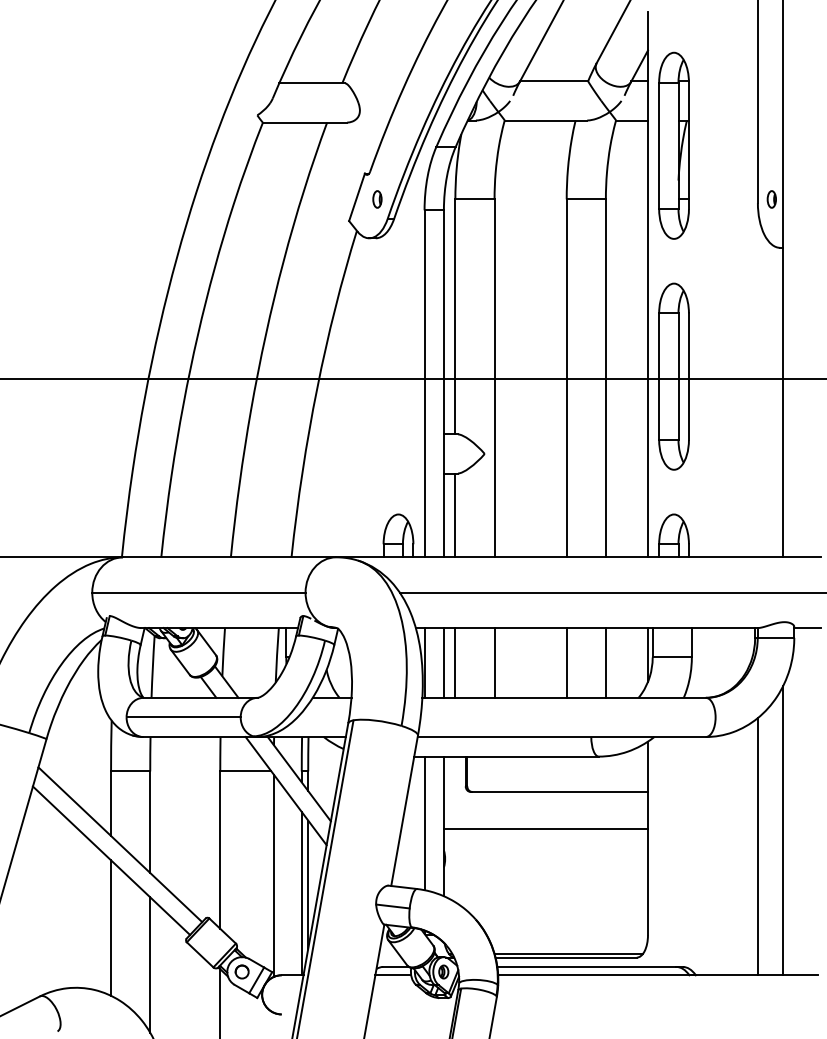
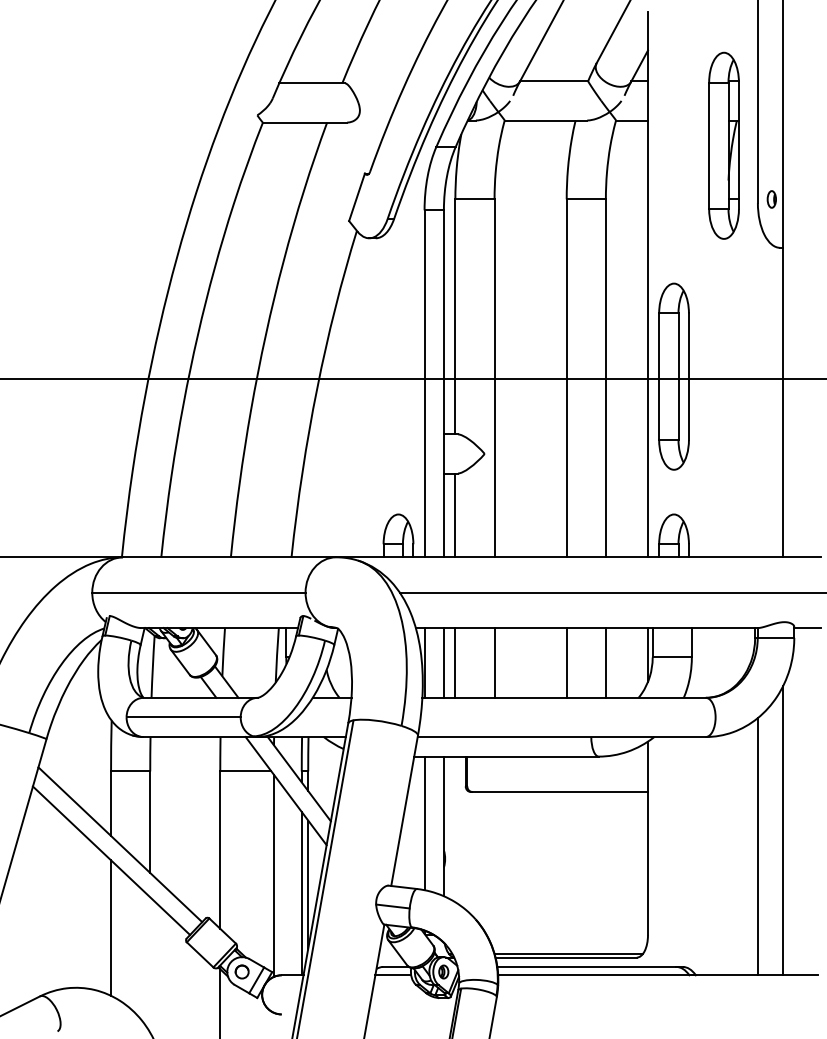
part position: (673, 145) -> (723, 145) (723, 145)
part: present -> none (377, 199)
line: present -> none (545, 829)
line: present -> none (150, 964)
